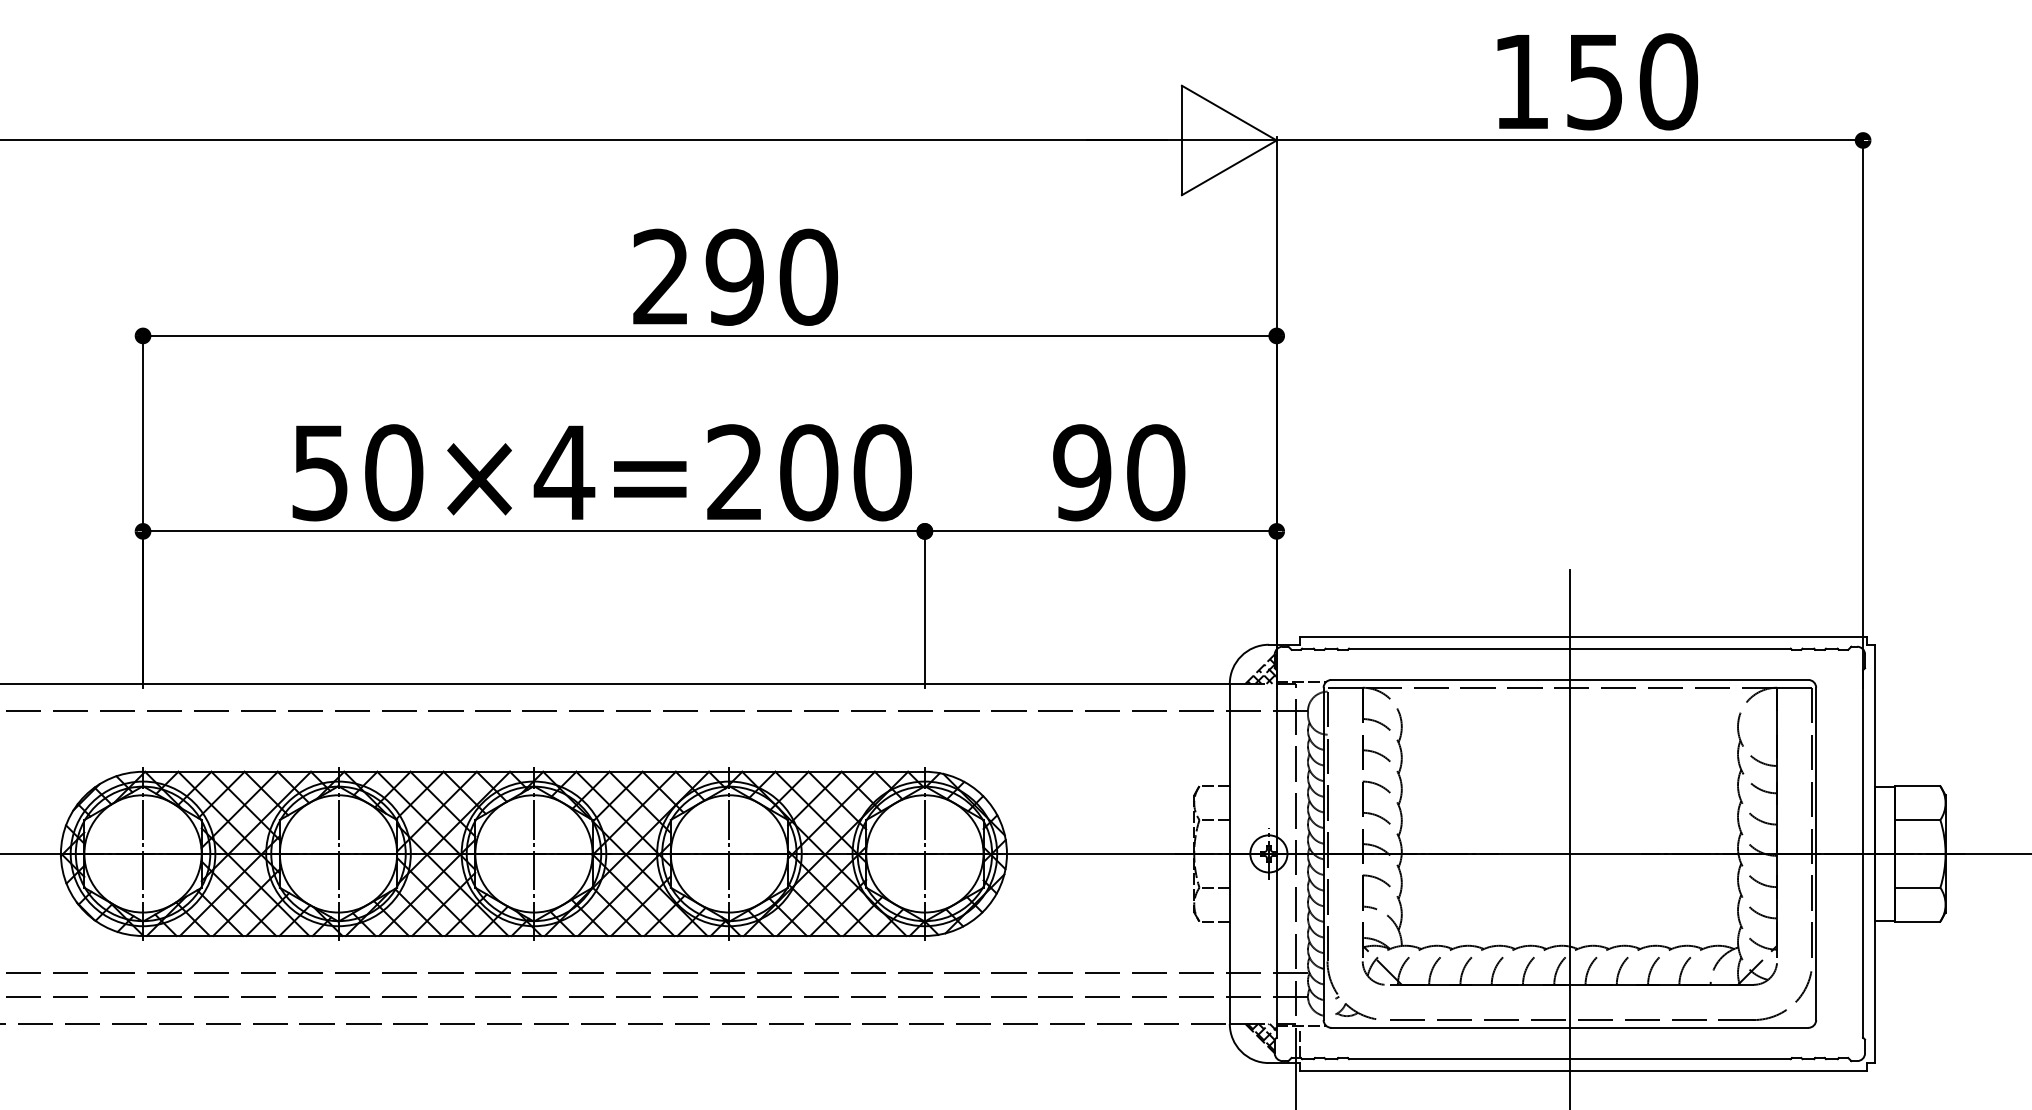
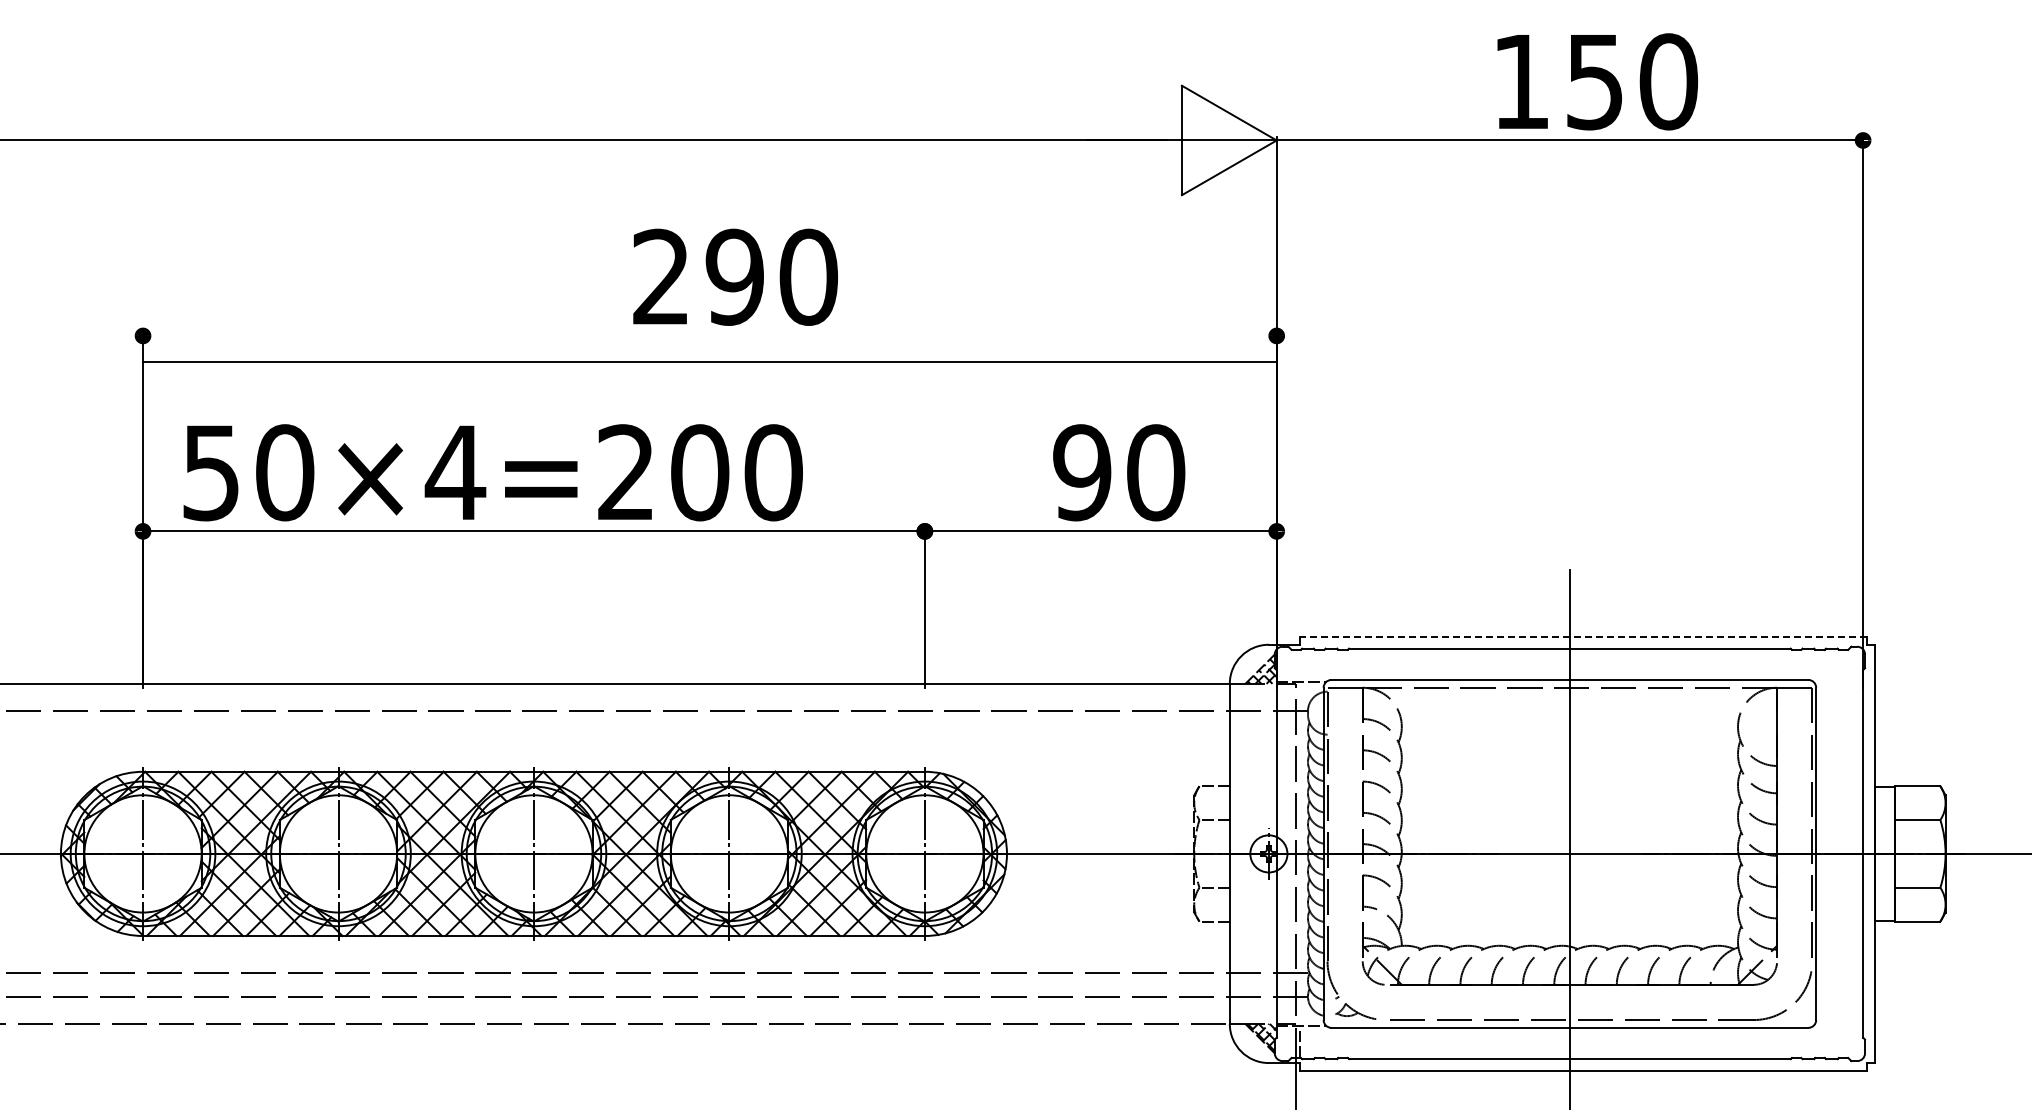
line position: (709, 335) -> (709, 361) (709, 361)
text position: (601, 472) -> (492, 472) (492, 472)
line: solid -> dashed (1583, 636)
